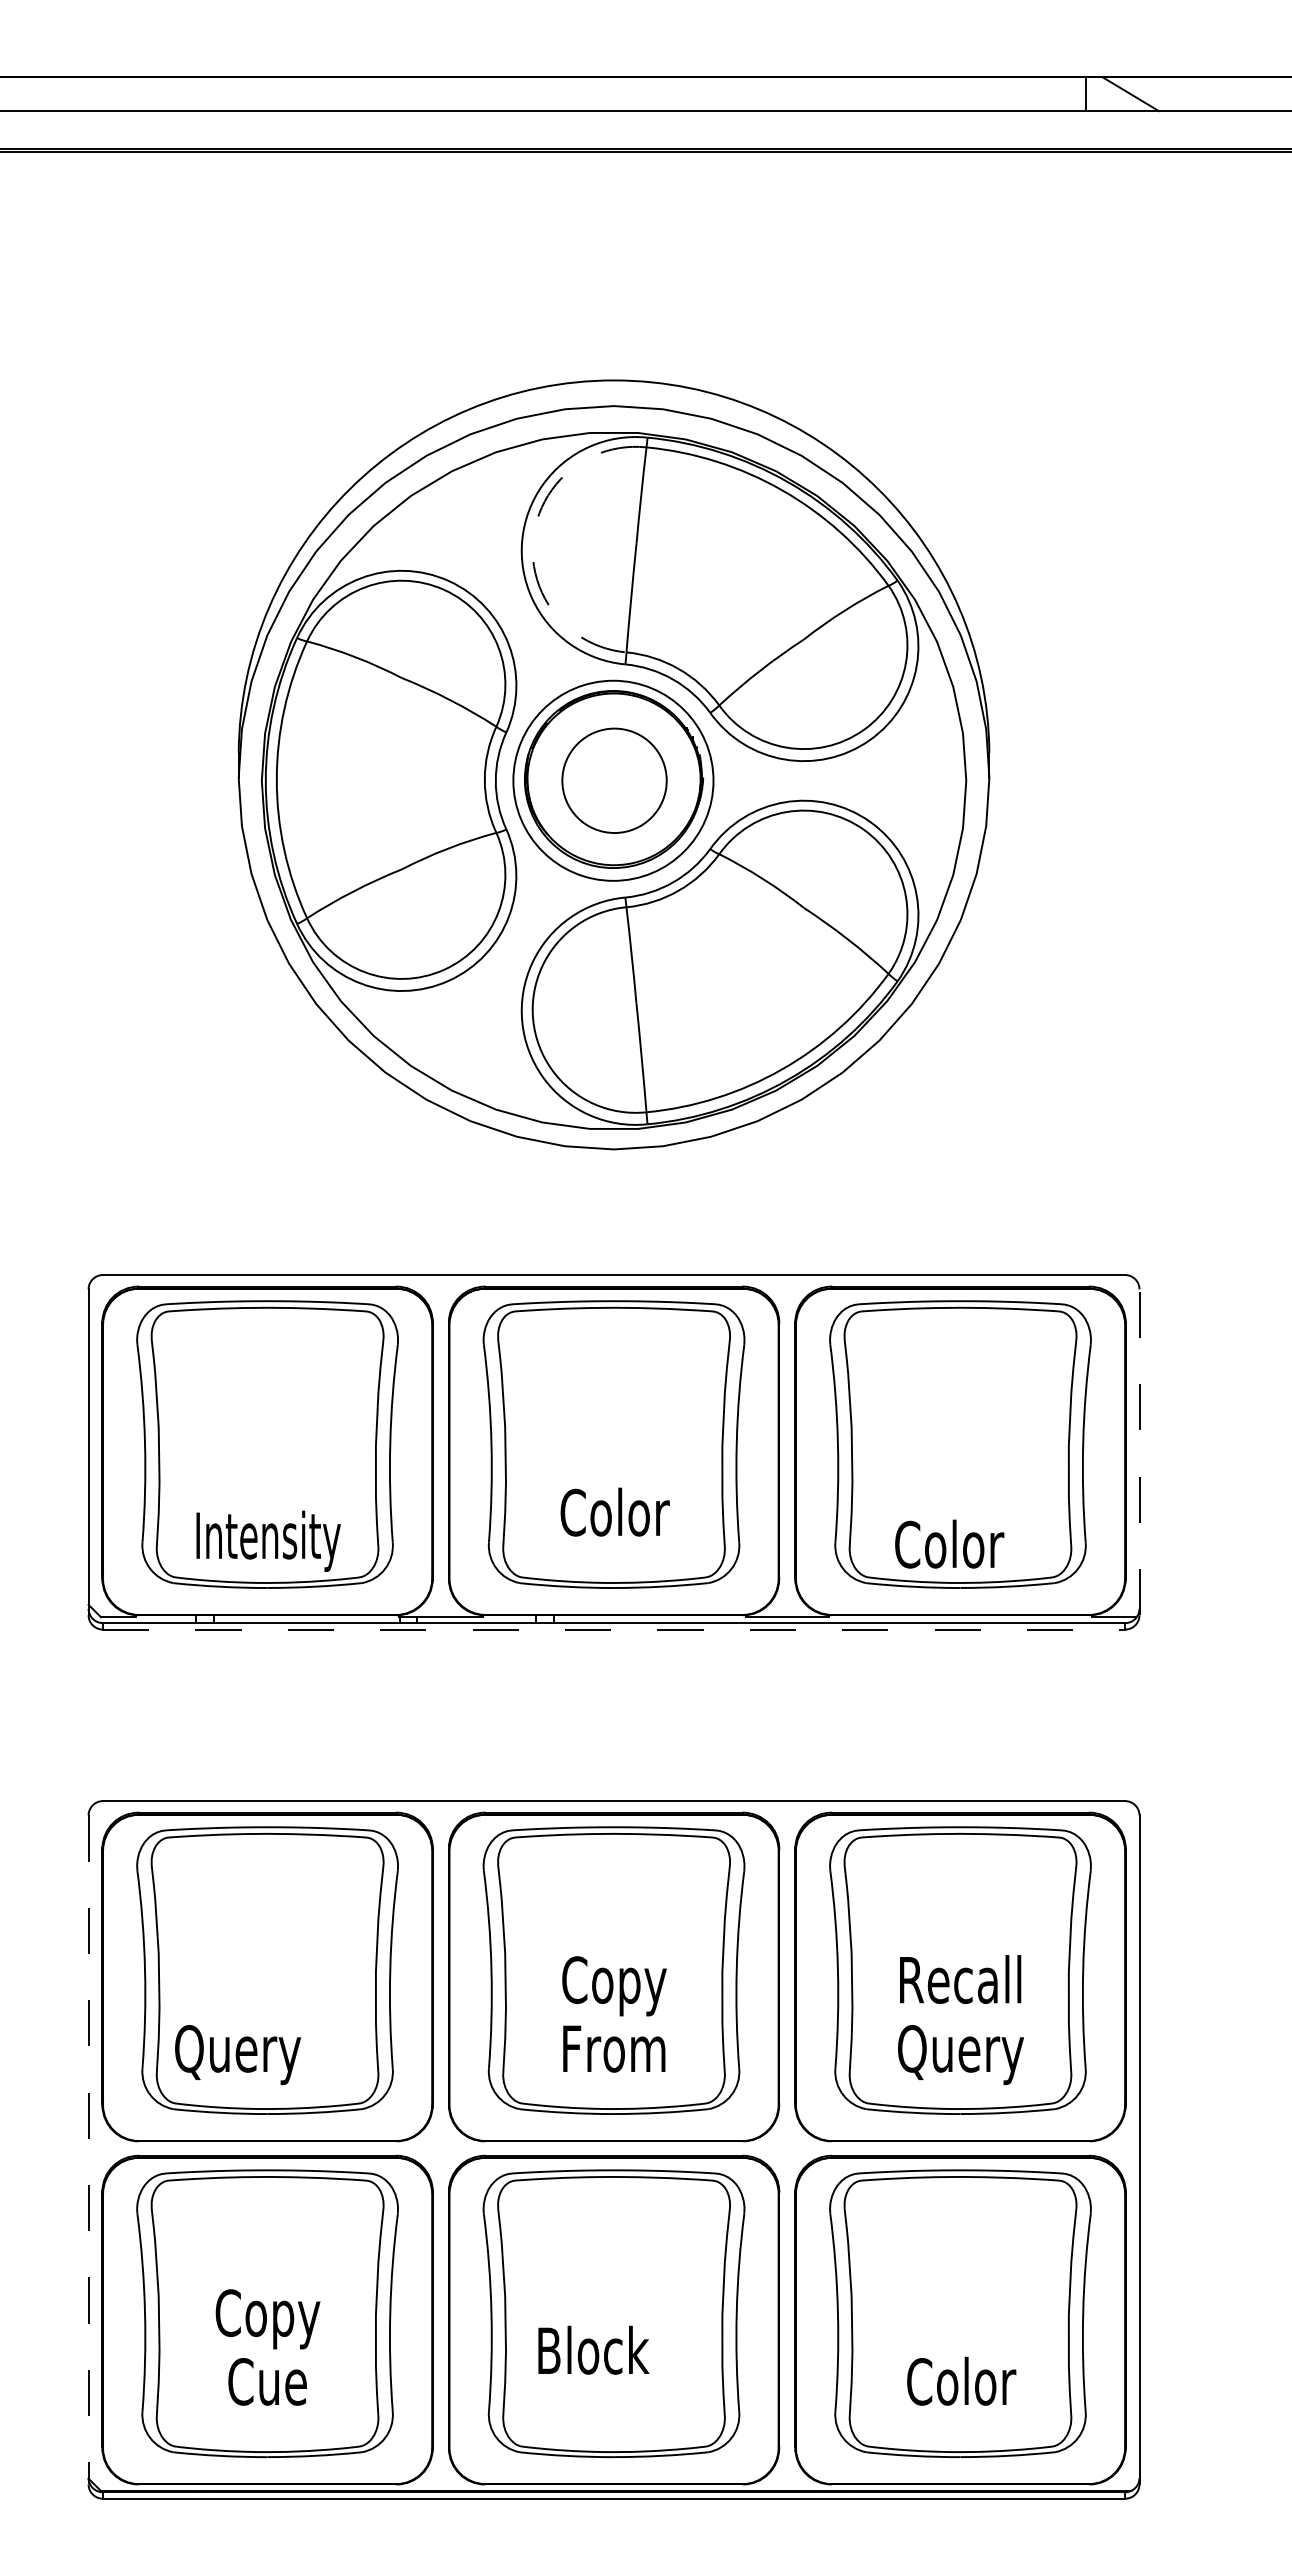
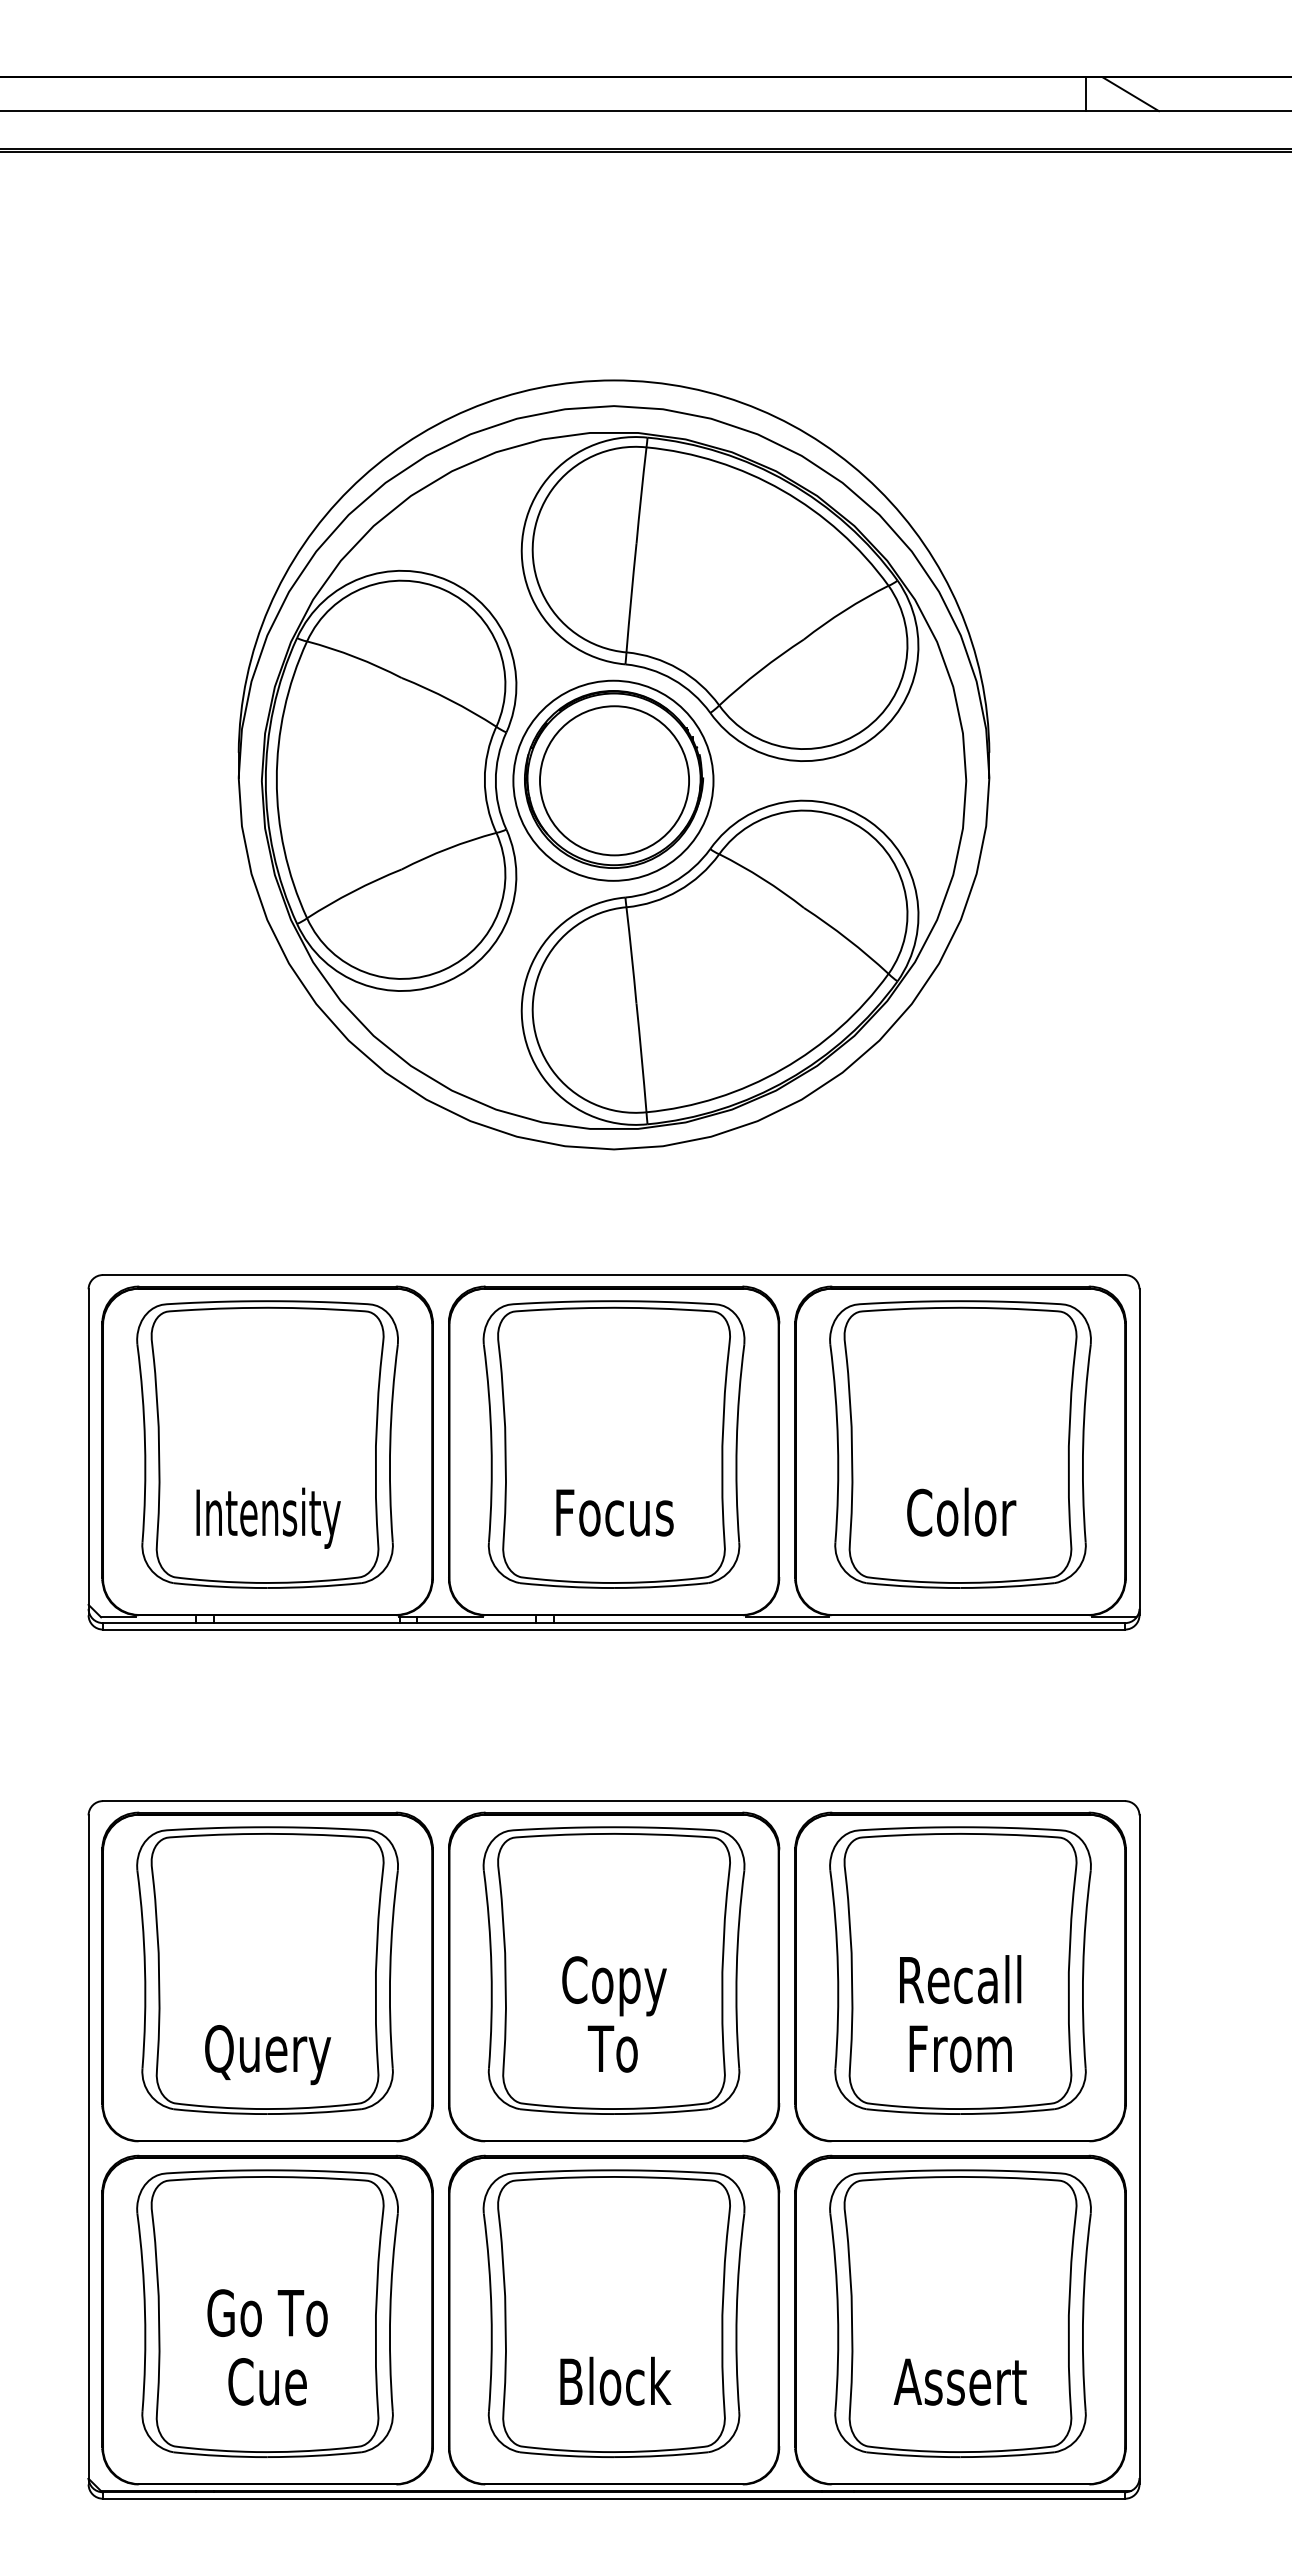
arc: dashed -> solid (533, 539)
circle diameter: 104 px -> 149 px (614, 780)
line: dashed -> solid (1139, 1452)
text: Color -> Focus (614, 1511)
text position: (268, 1540) -> (268, 1517) (268, 1517)
text position: (949, 1543) -> (961, 1511) (961, 1511)
line: dashed -> solid (614, 1629)
text: From -> To (614, 2048)
text position: (238, 2055) -> (268, 2055) (268, 2055)
text: Query -> From (960, 2055)
line: dashed -> solid (88, 2150)
text: Copy -> Go To (267, 2319)
text position: (593, 2349) -> (615, 2380) (615, 2380)
text: Color -> Assert (959, 2380)
